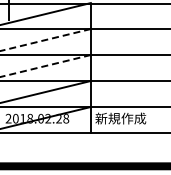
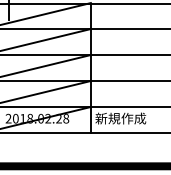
line: dashed -> solid (45, 40)
line: dashed -> solid (45, 66)
